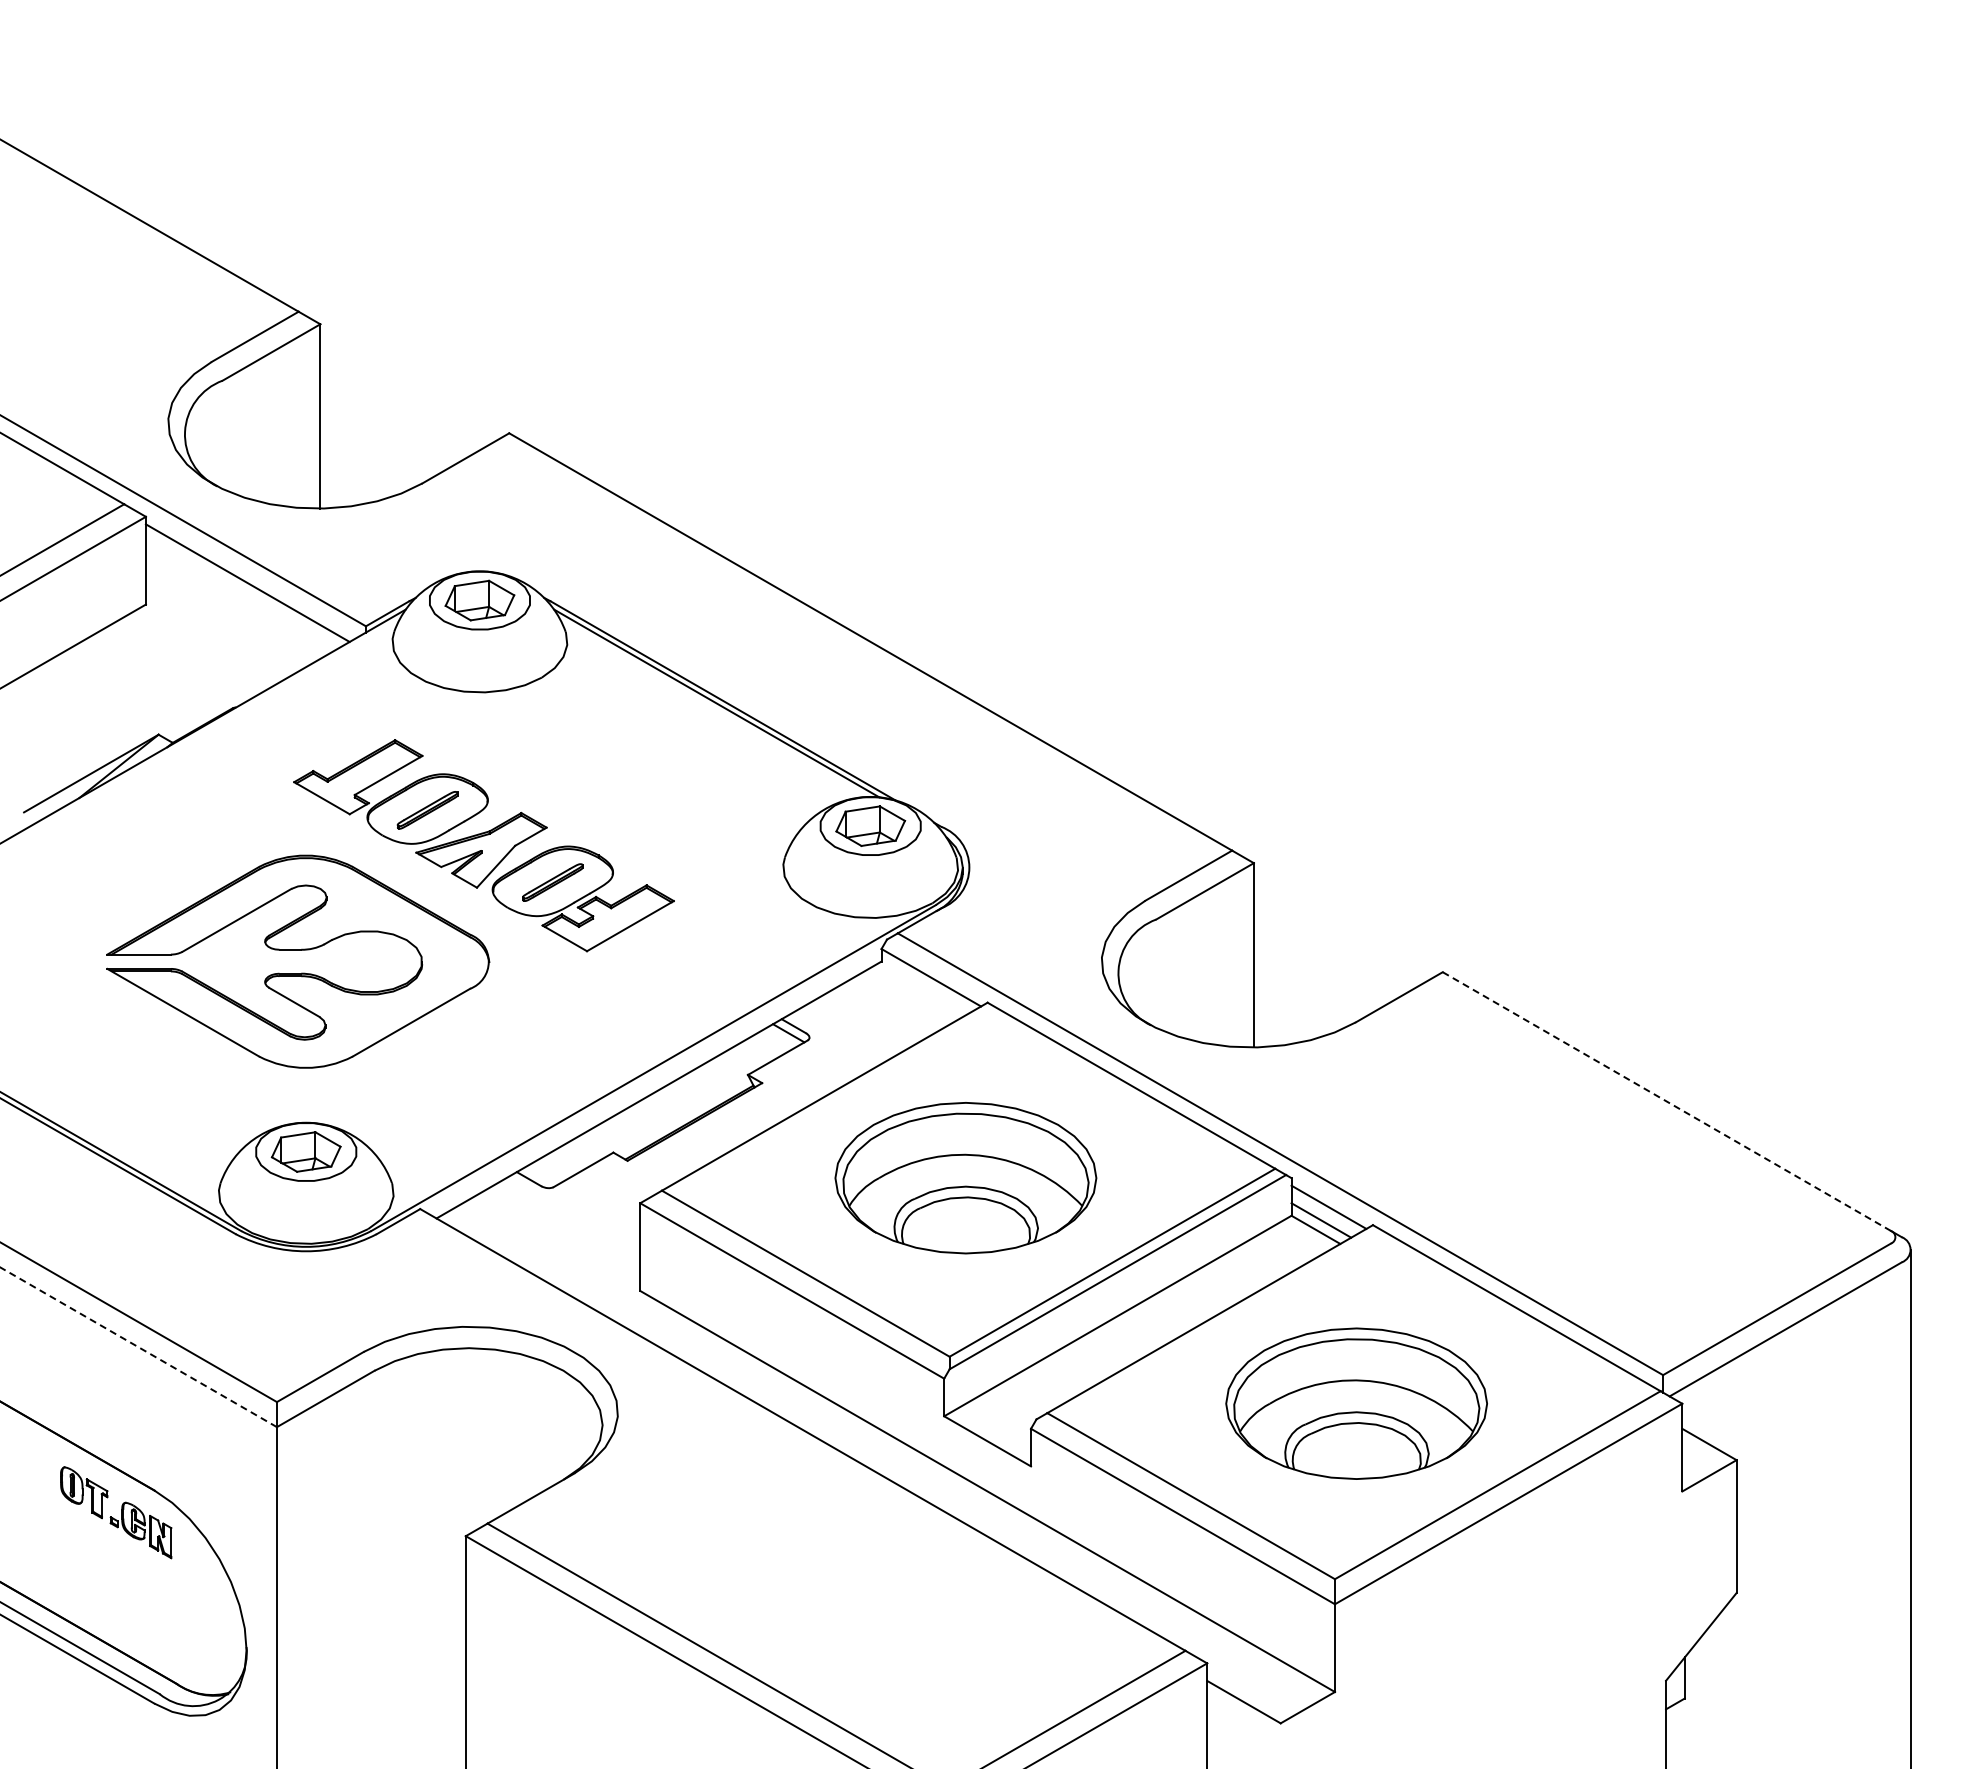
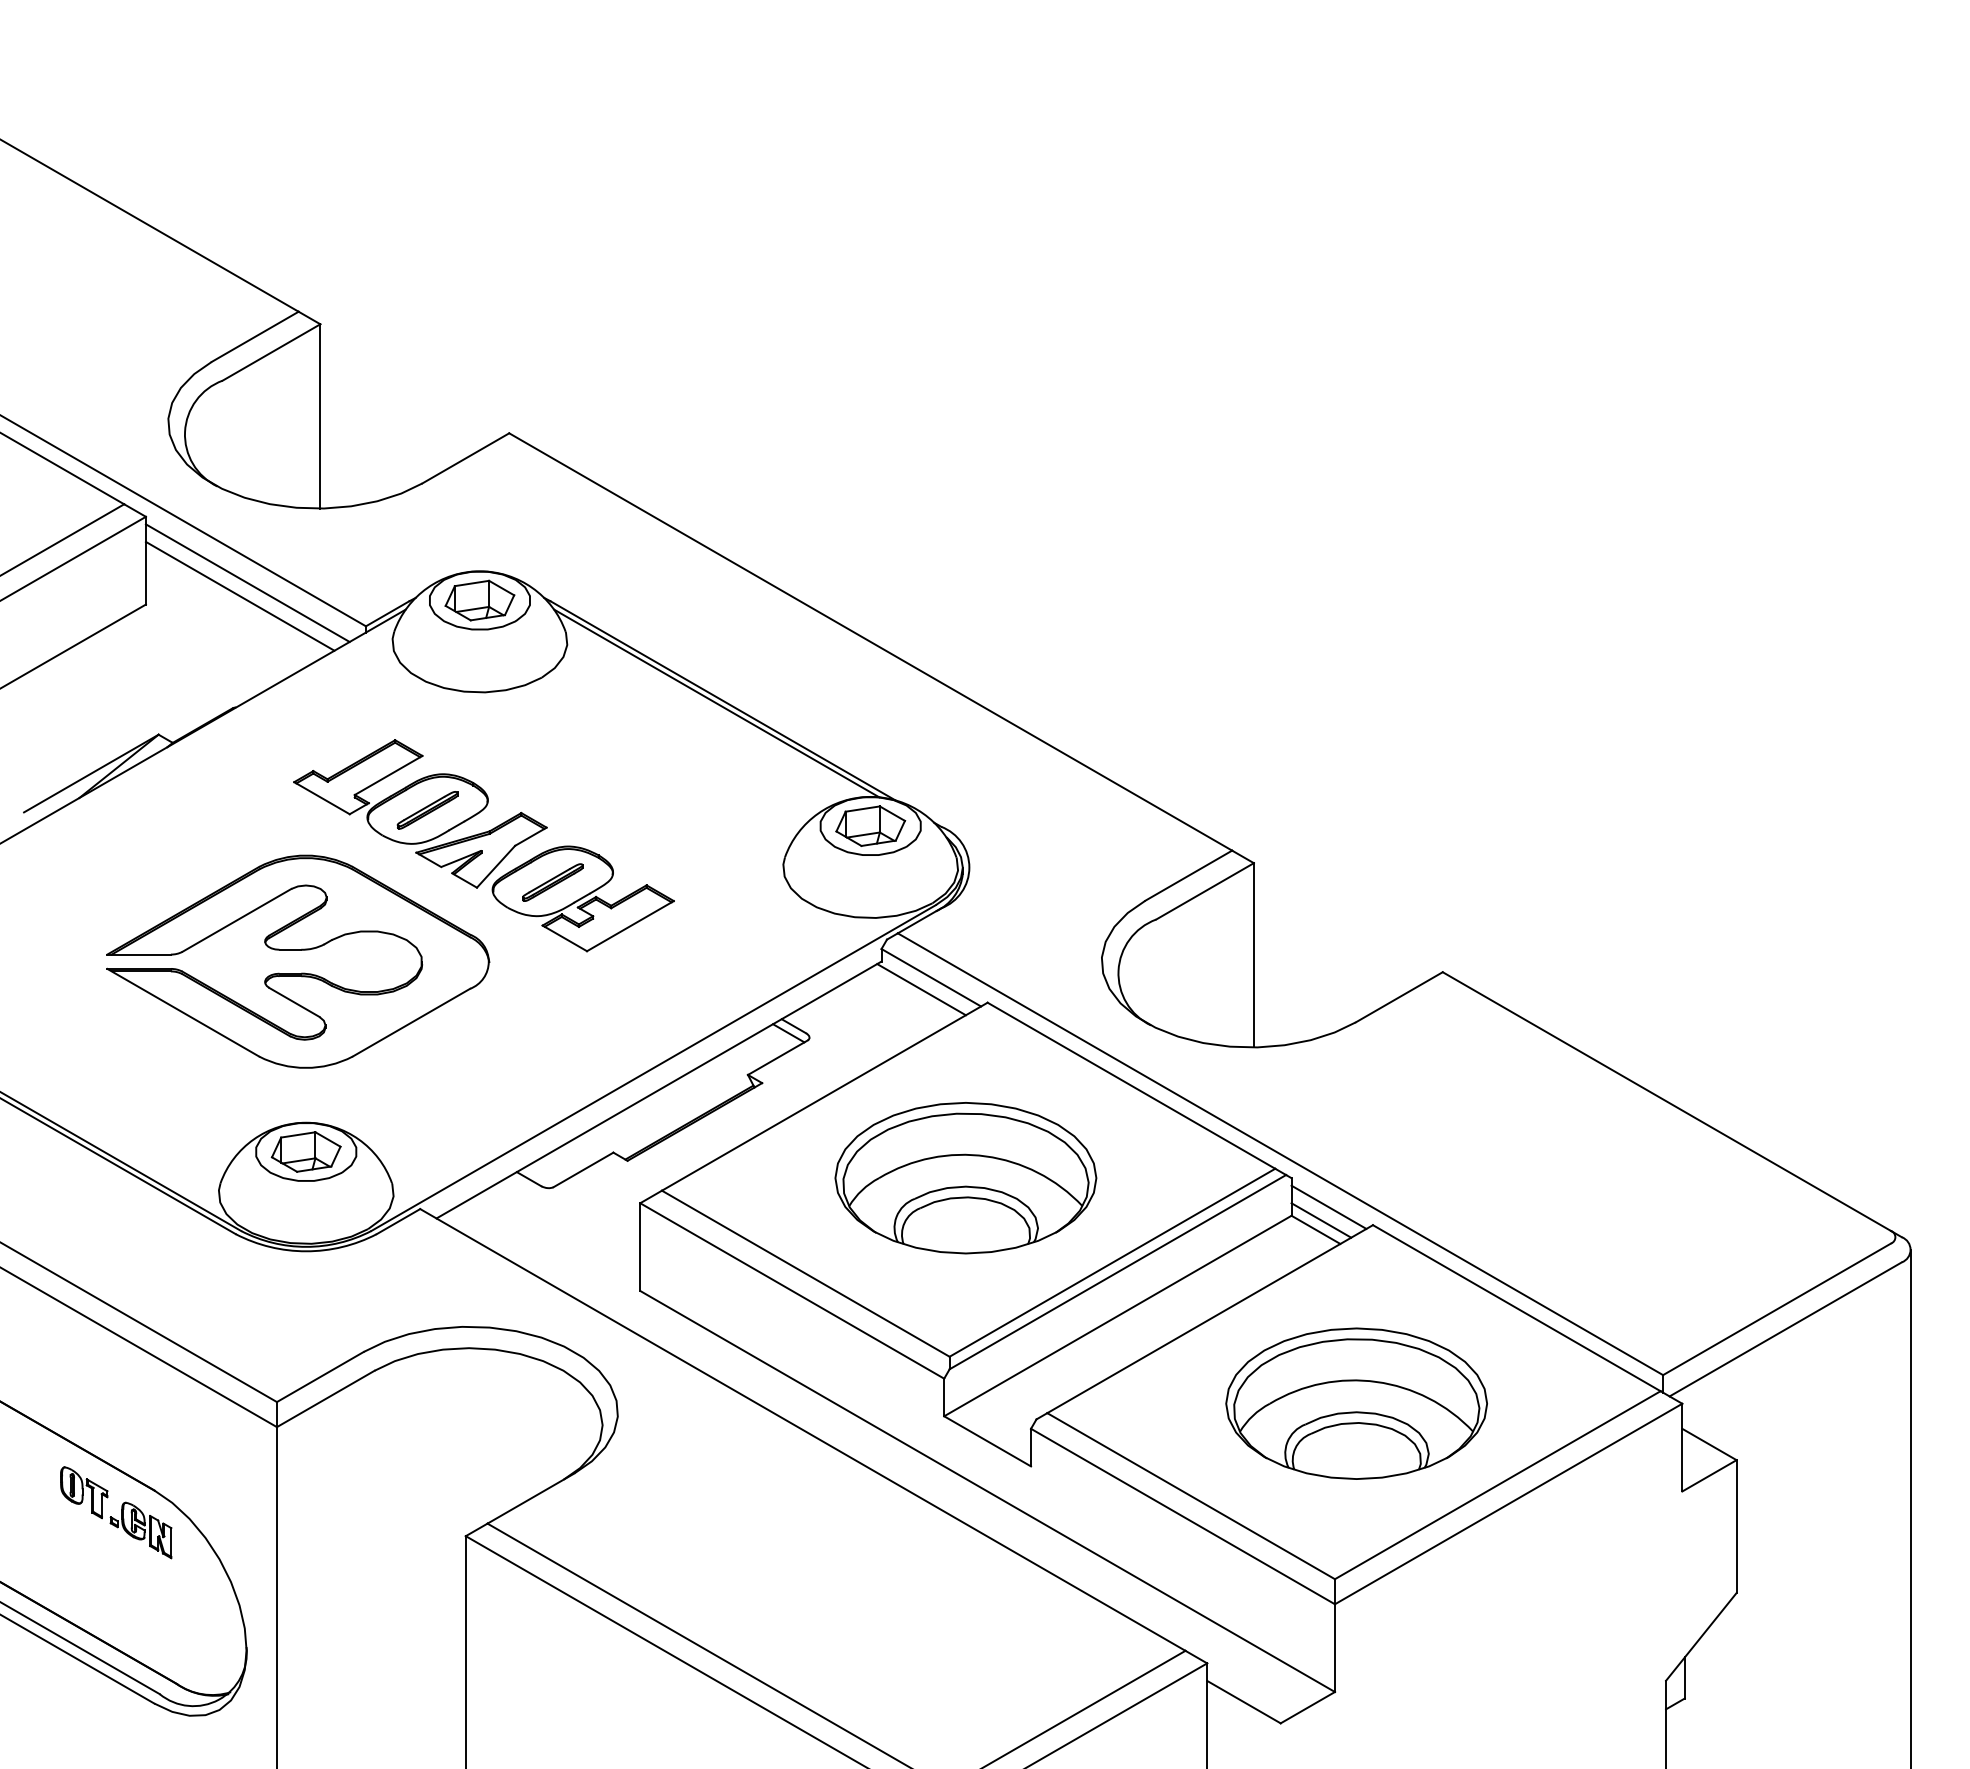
line: none -> present (239, 595)
line: none -> present (921, 989)
line: dashed -> solid (1666, 1101)
line: dashed -> solid (138, 1347)
